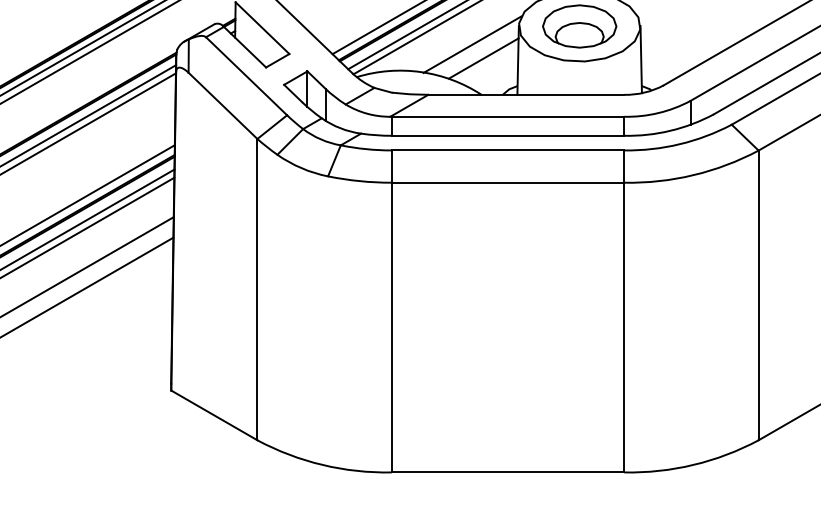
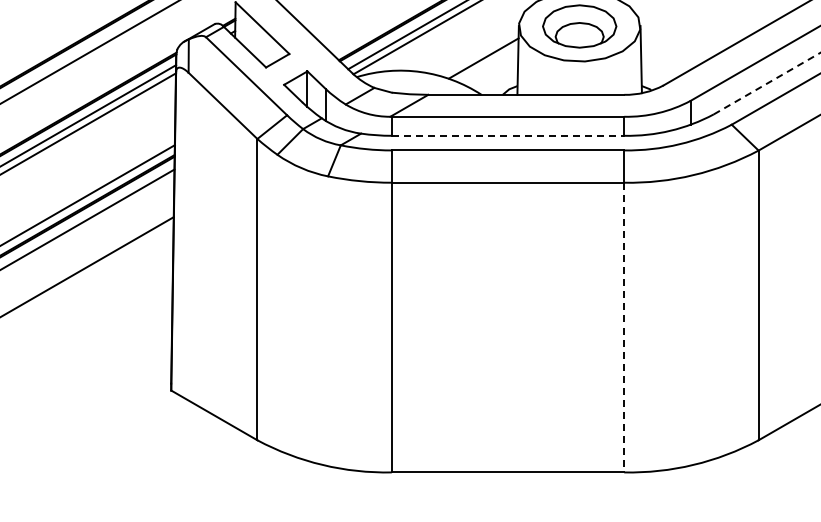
line: present -> none (377, 28)
line: present -> none (472, 44)
line: present -> none (82, 48)
line: solid -> dashed (767, 83)
line: solid -> dashed (508, 135)
line: present -> none (88, 226)
line: present -> none (87, 286)
line: solid -> dashed (624, 327)
